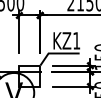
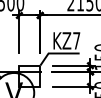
text: KZ1 -> KZ7 (76, 40)
